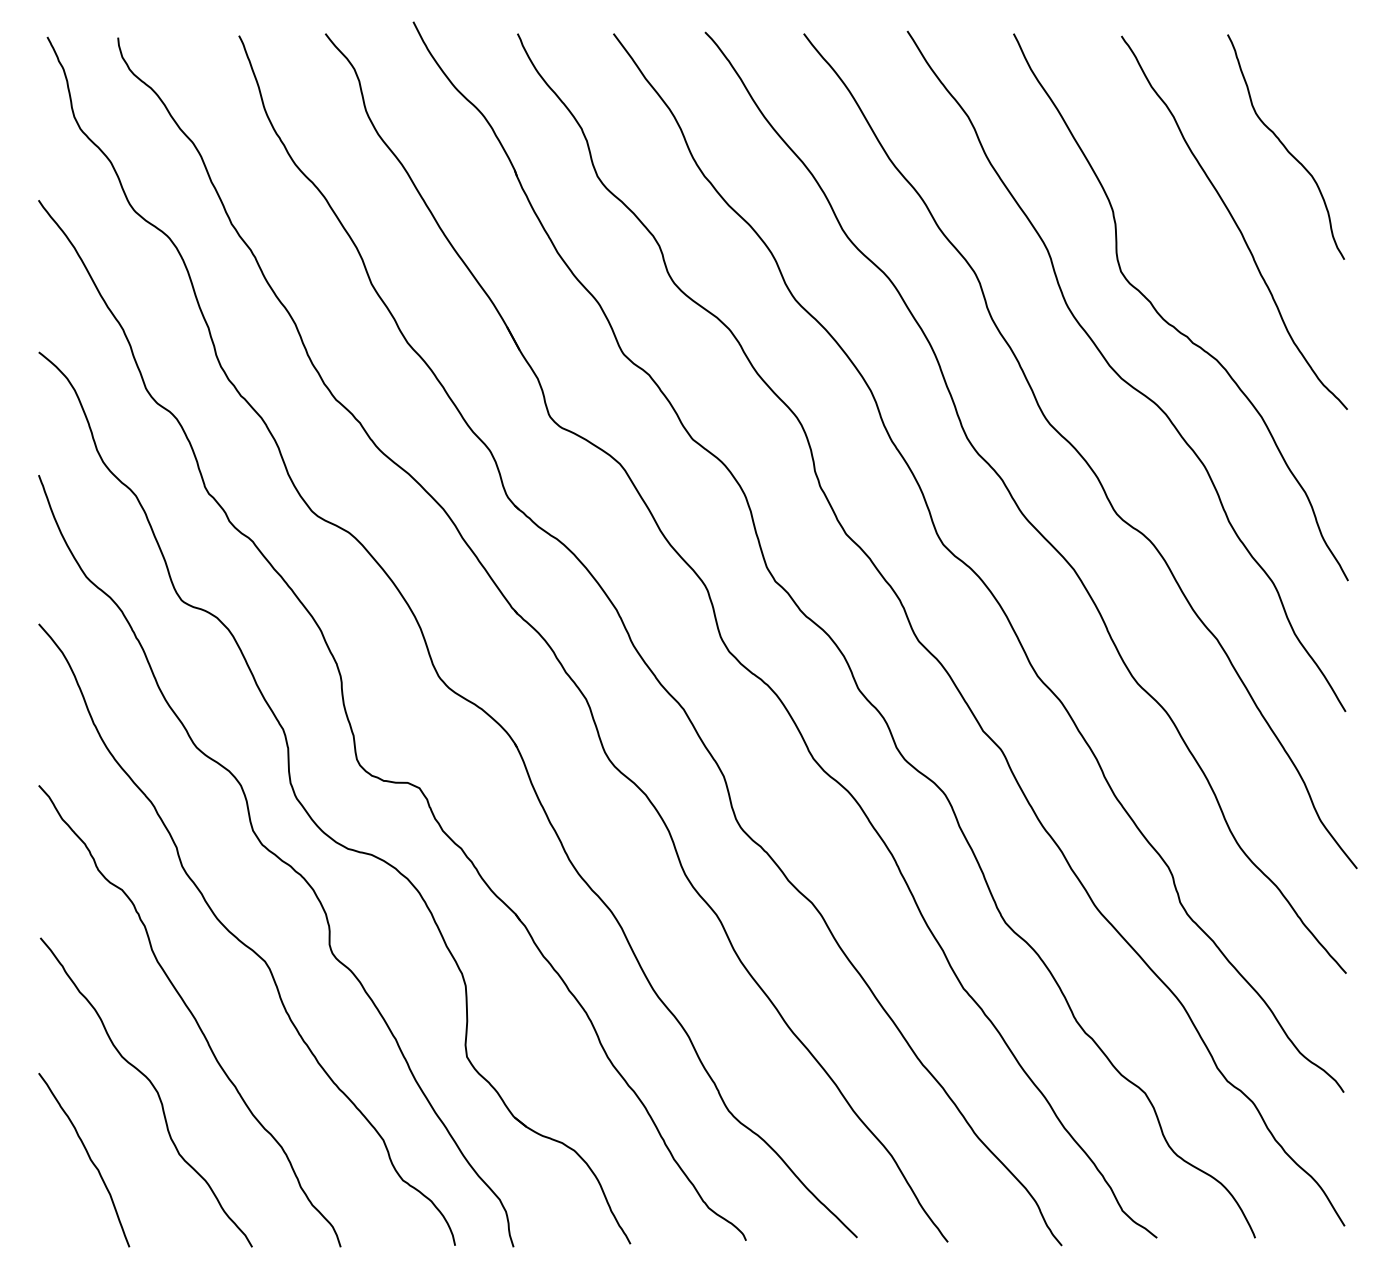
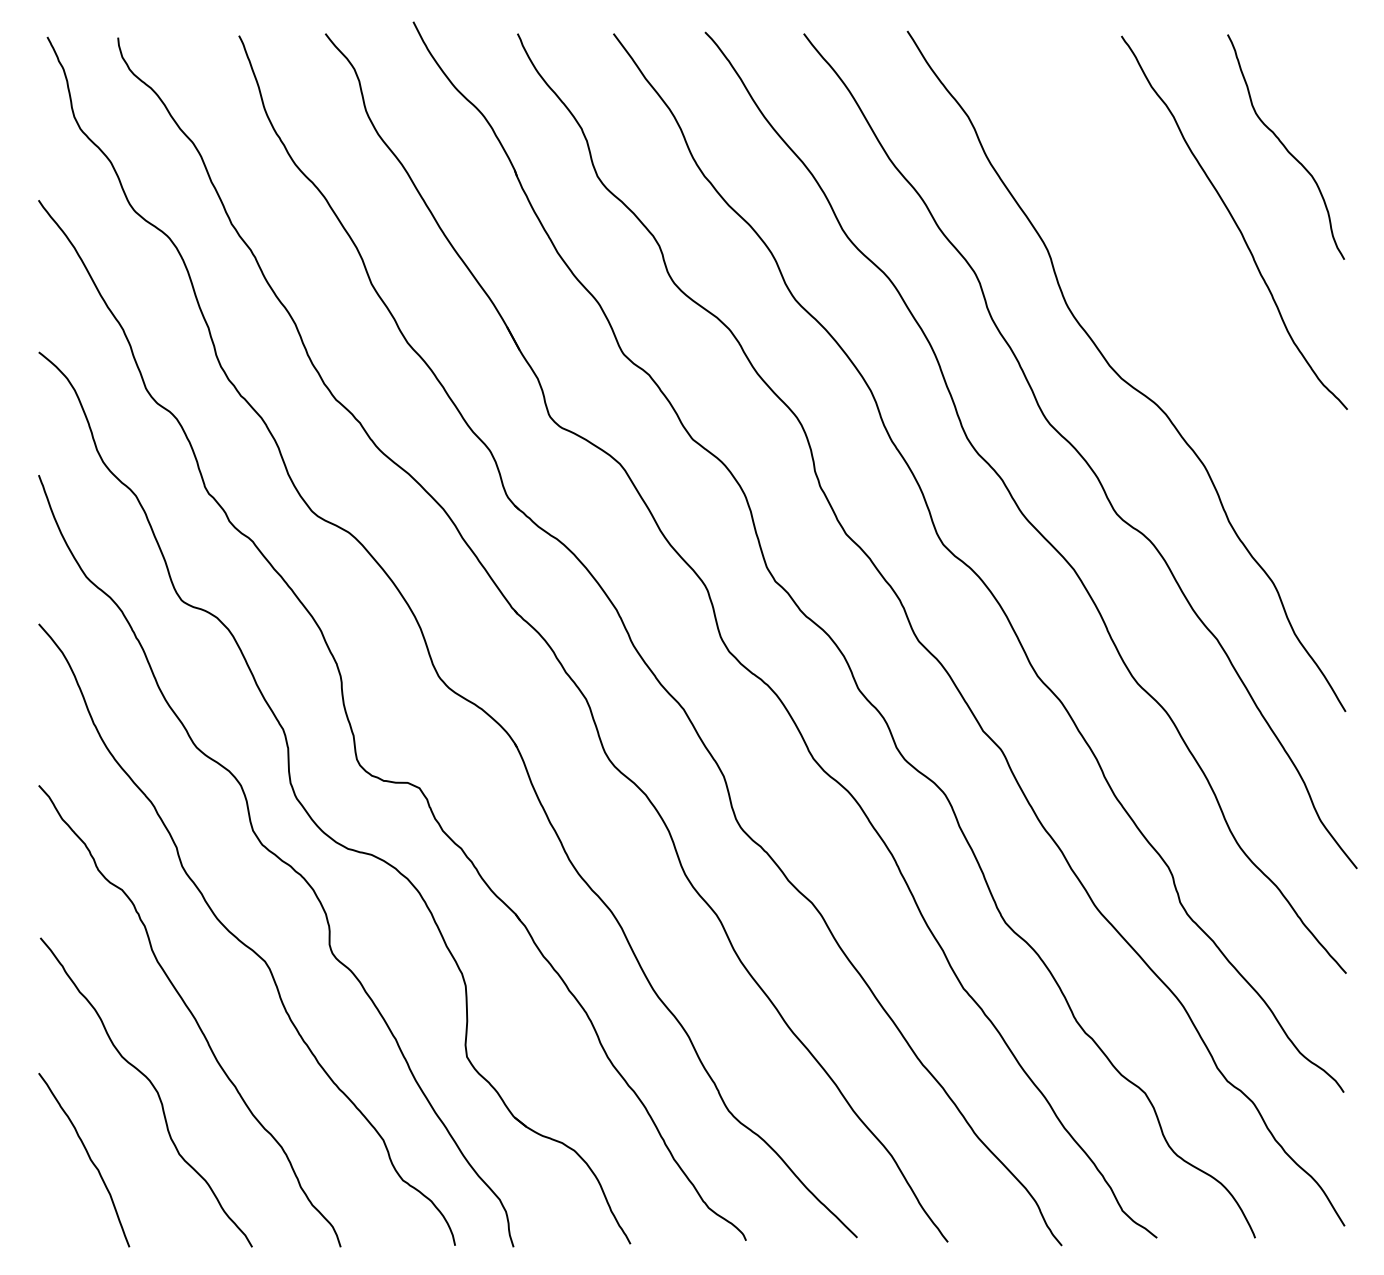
curve: present -> none (1170, 323)
